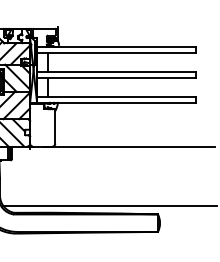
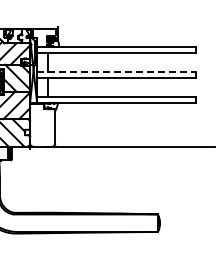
line: solid -> dashed (117, 72)
line: present -> none (109, 205)
